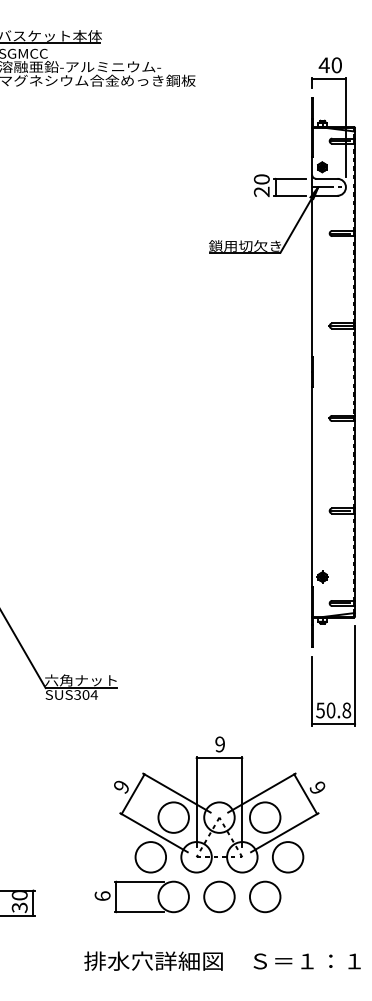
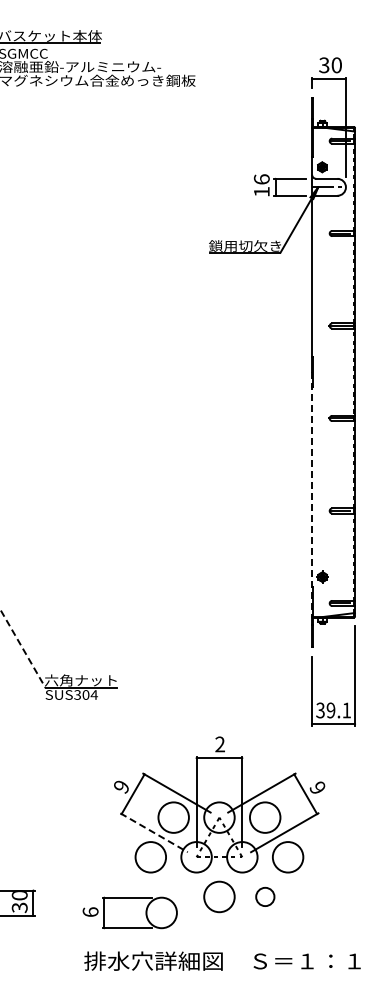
text: 40 -> 30 (323, 65)
text: 20 -> 16 (261, 185)
line: solid -> dashed (312, 495)
line: solid -> dashed (23, 649)
text: 50.8 -> 39.1 (333, 710)
text: 9 -> 2 (219, 744)
line: solid -> dashed (154, 832)
part position: (141, 896) -> (129, 912) (129, 912)
circle size: 33x34 px -> 21x21 px (265, 896)
